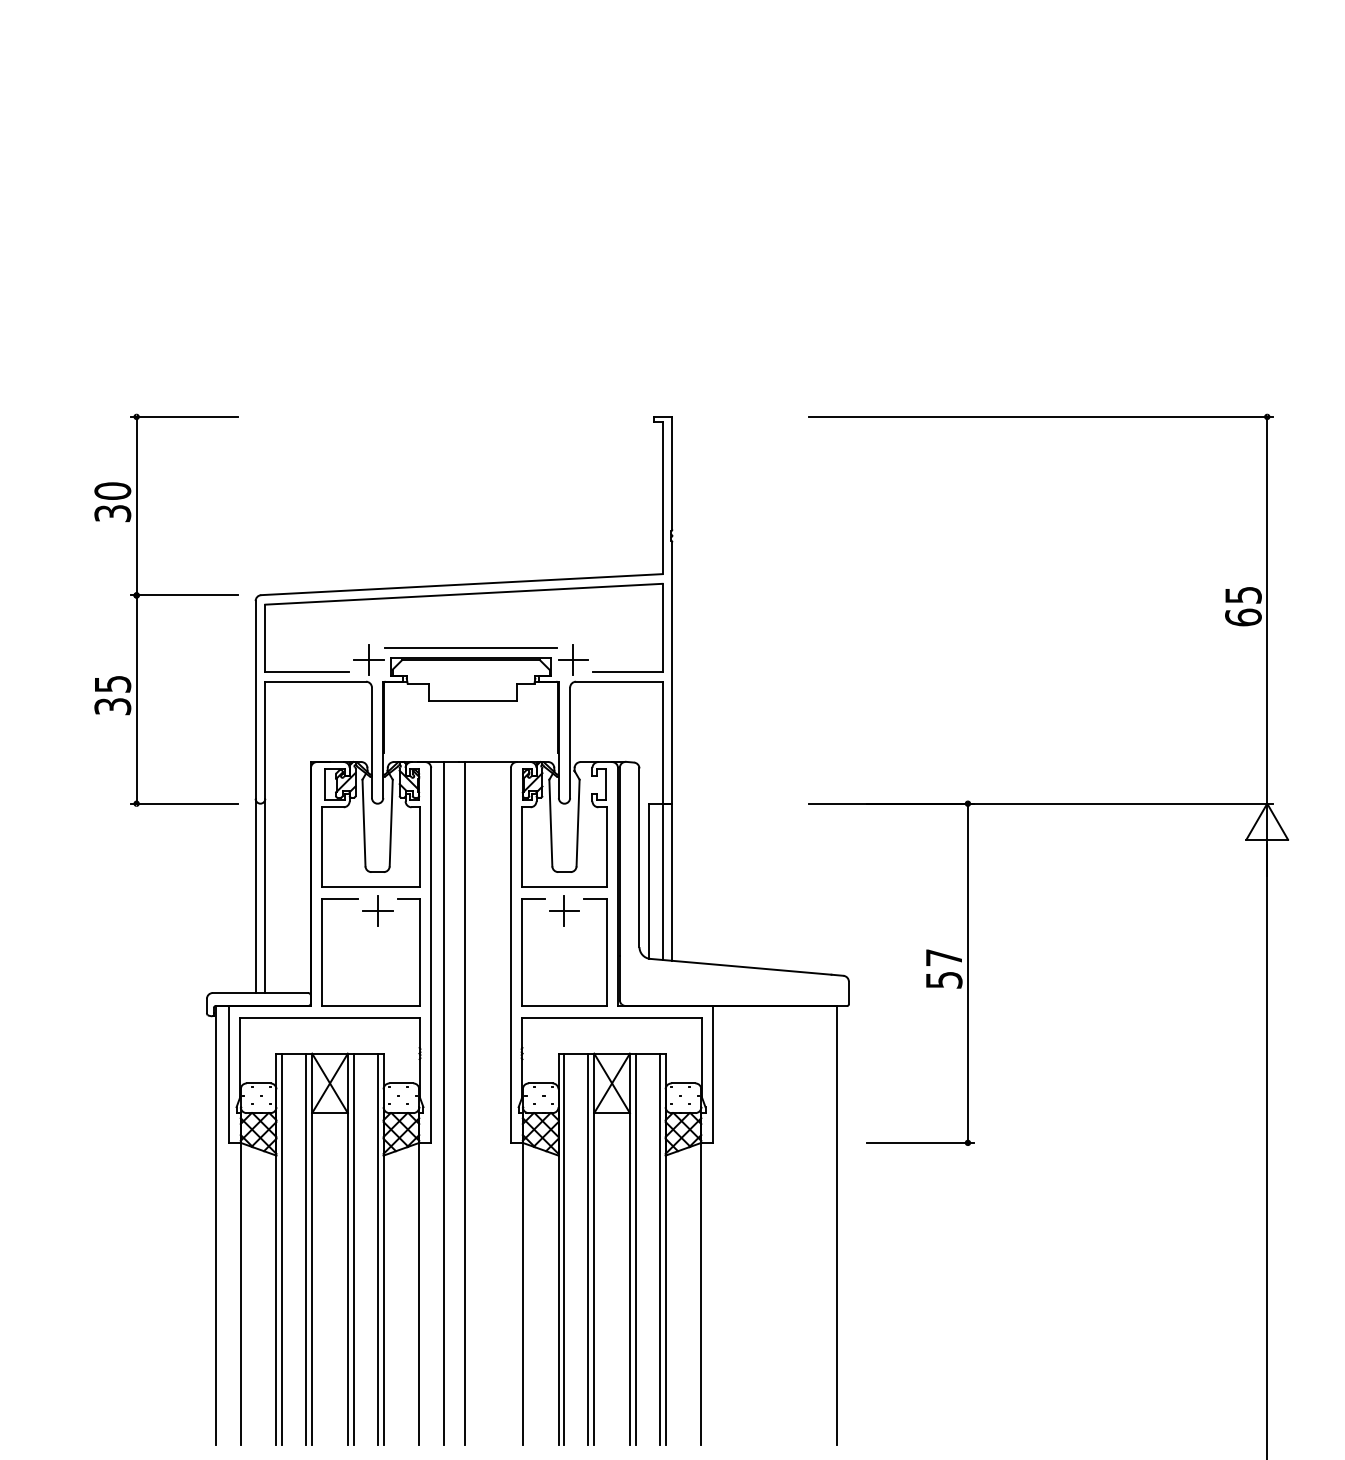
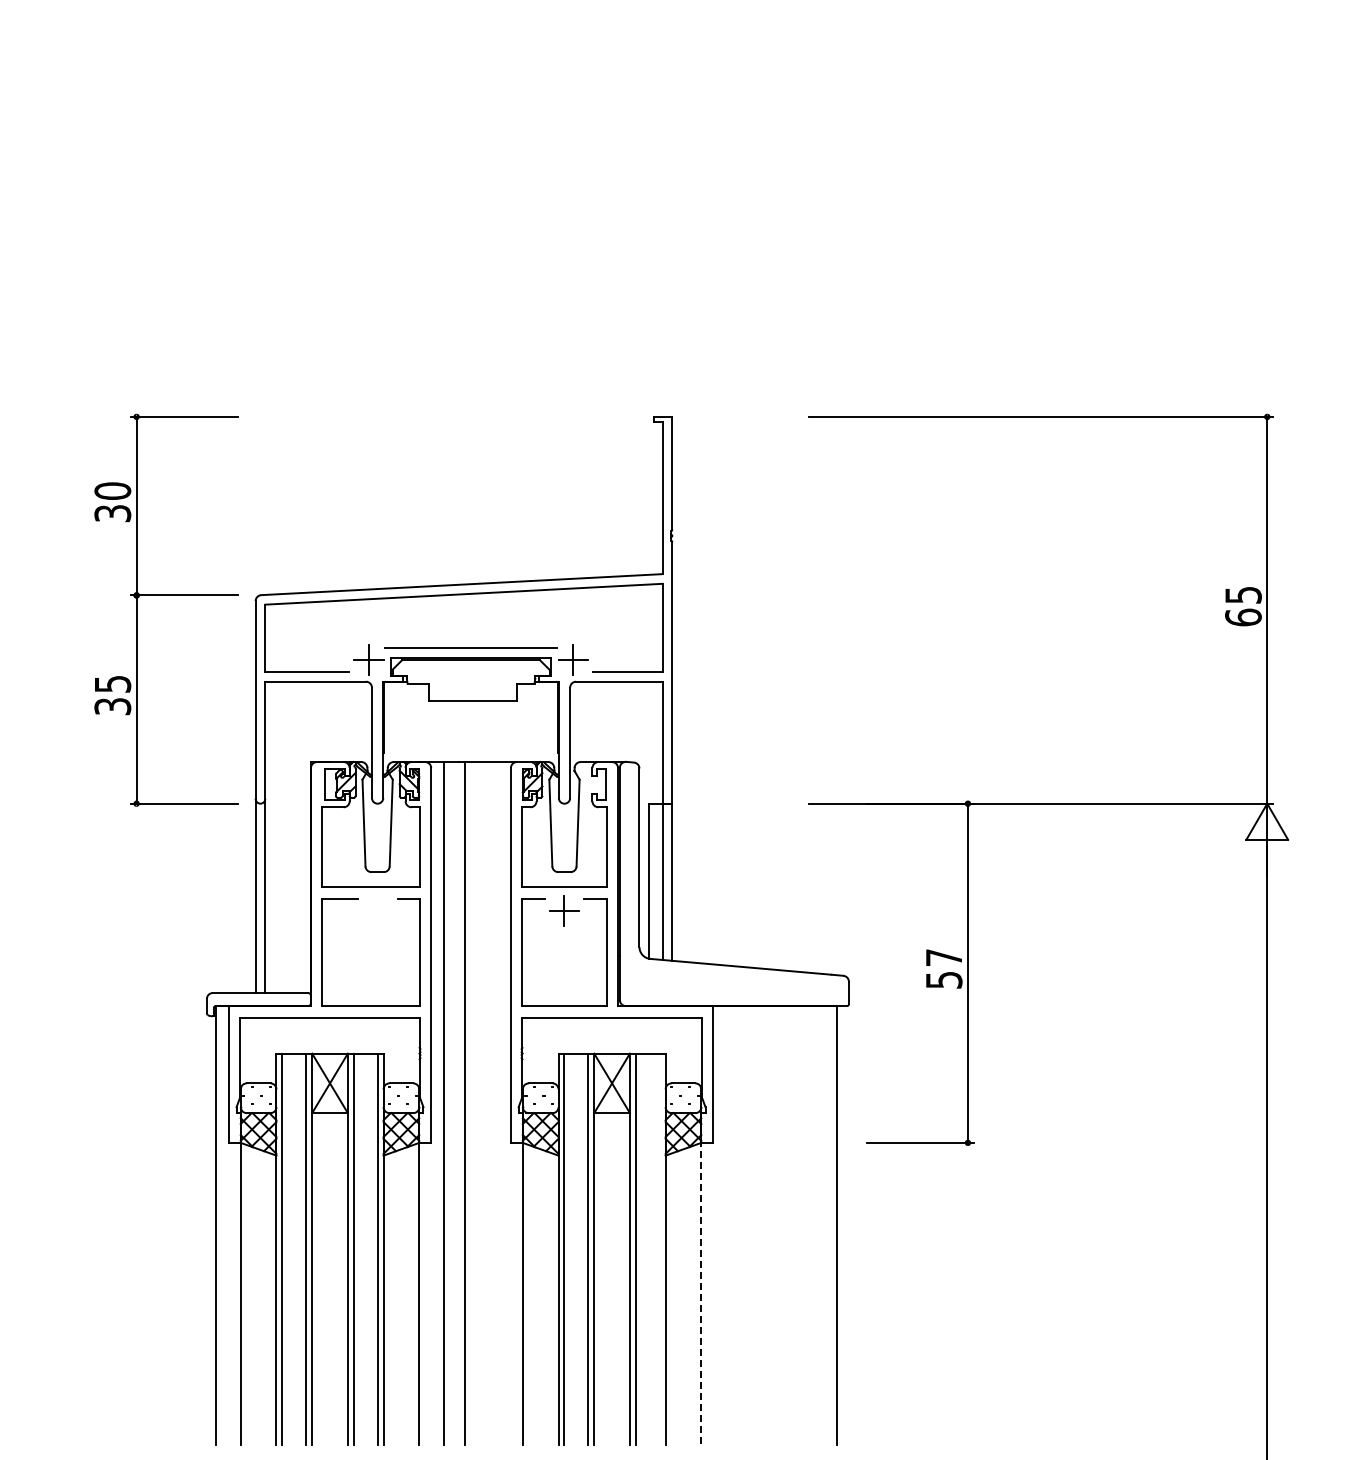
part: present -> none (377, 910)
line: present -> none (659, 1248)
line: solid -> dashed (701, 1292)
